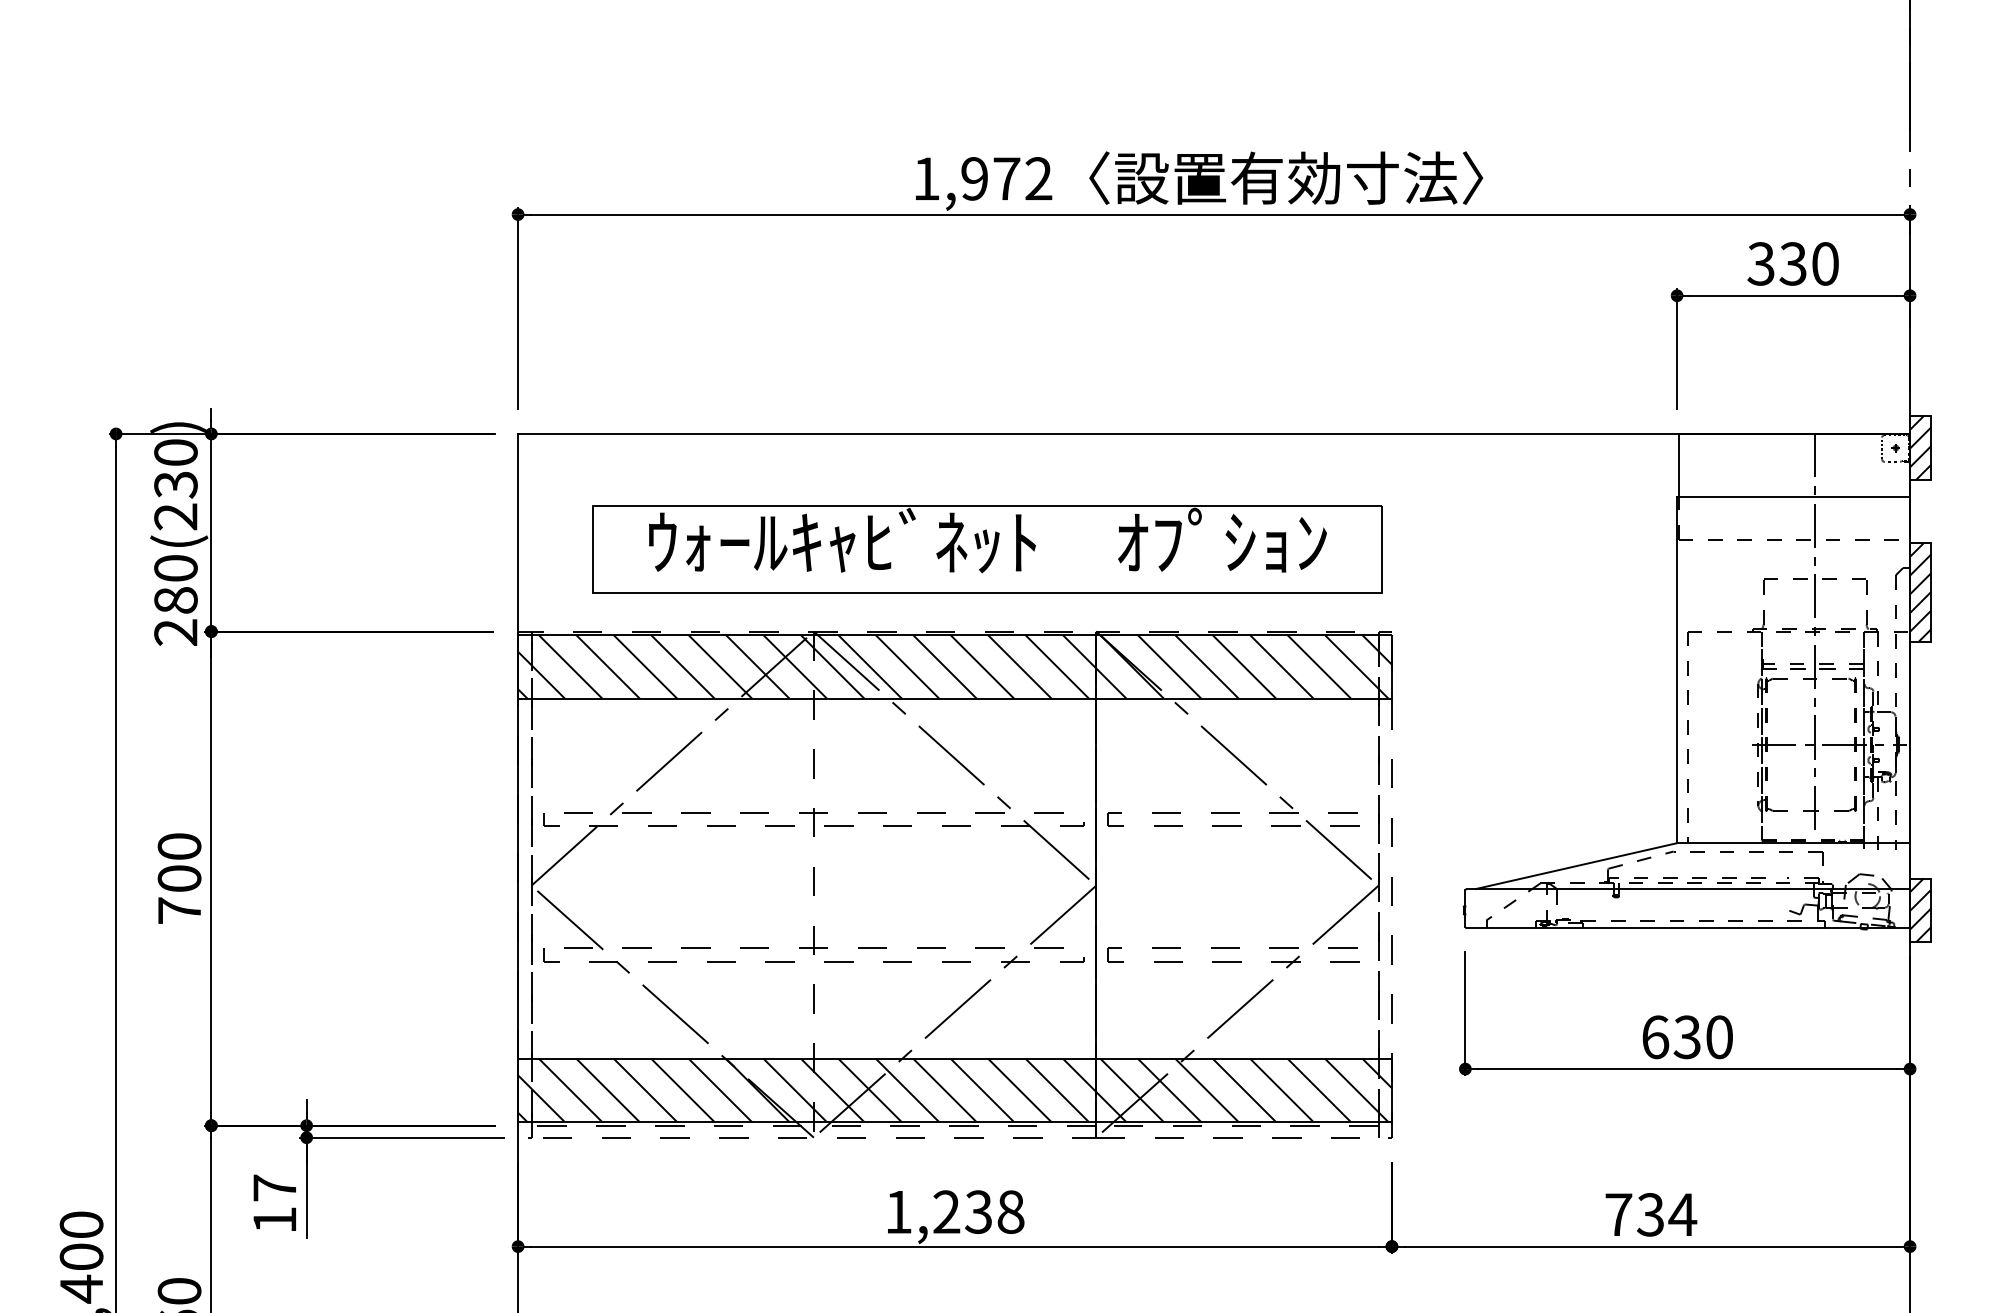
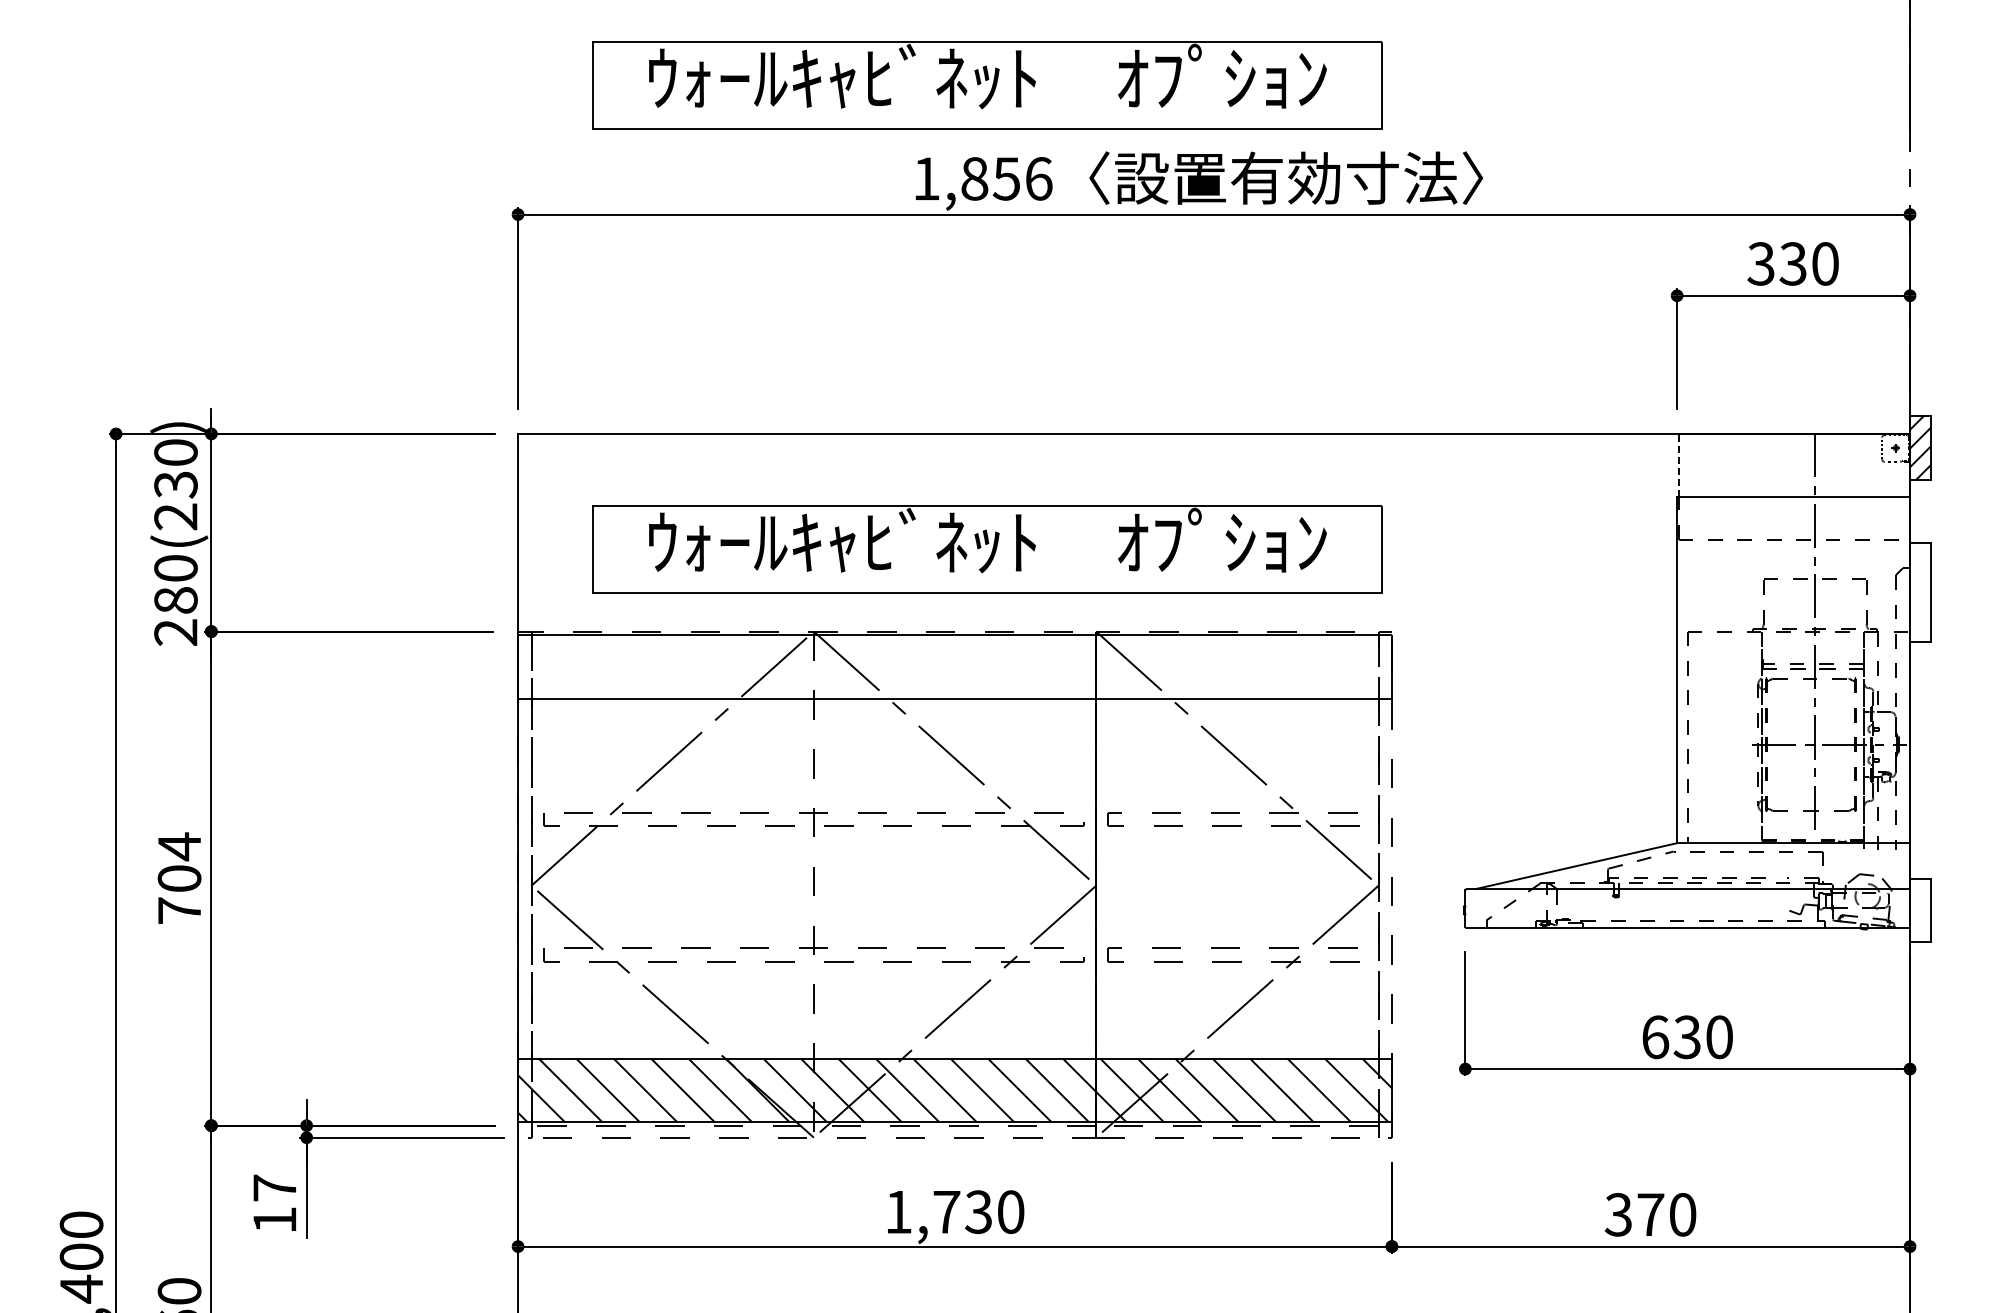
part: none -> present (987, 85)
text: 1,972 -> 1,856 (1006, 178)
line: solid -> dashed (1678, 465)
hatch: present -> none (1920, 592)
hatch: present -> none (954, 666)
text: 700 -> 704 (179, 846)
hatch: present -> none (1920, 910)
text: 1,238 -> 1,730 (978, 1211)
text: 734 -> 370 (1650, 1214)
